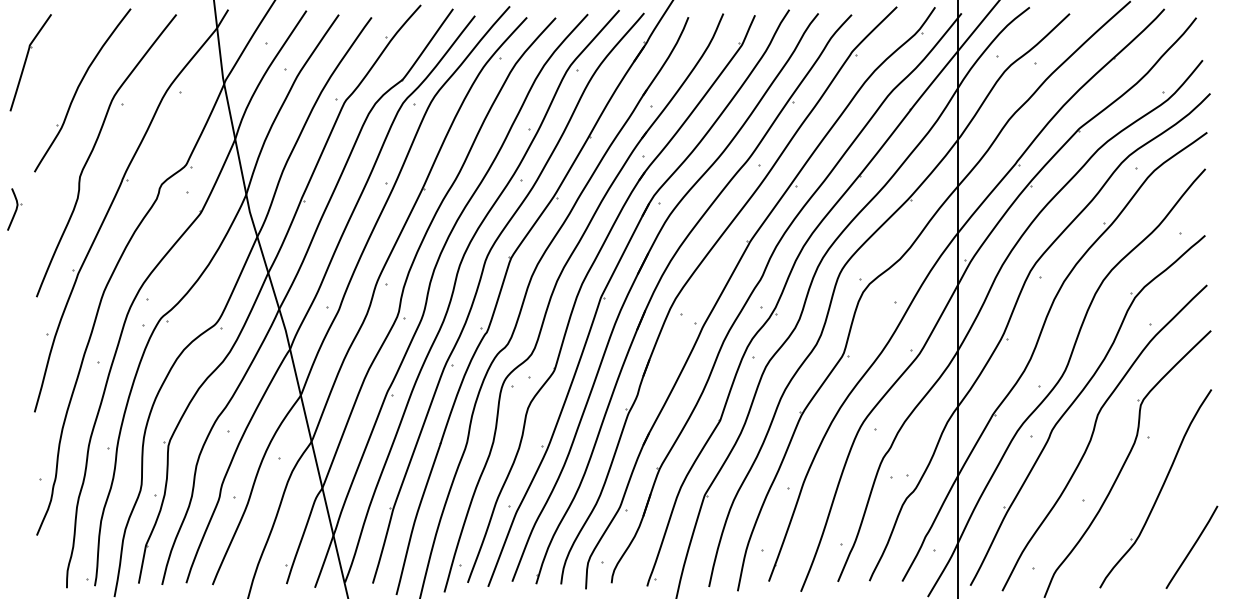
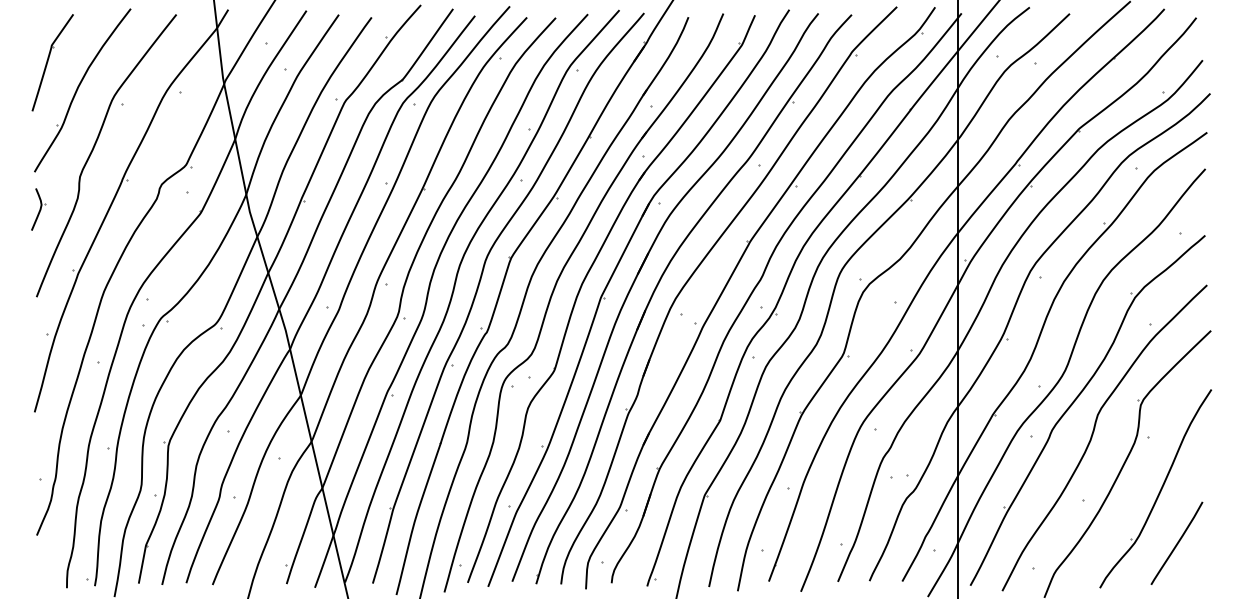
part position: (30, 62) -> (52, 62) (52, 62)
part position: (14, 209) -> (38, 209) (38, 209)
curve position: (1192, 546) -> (1177, 542) (1177, 542)
